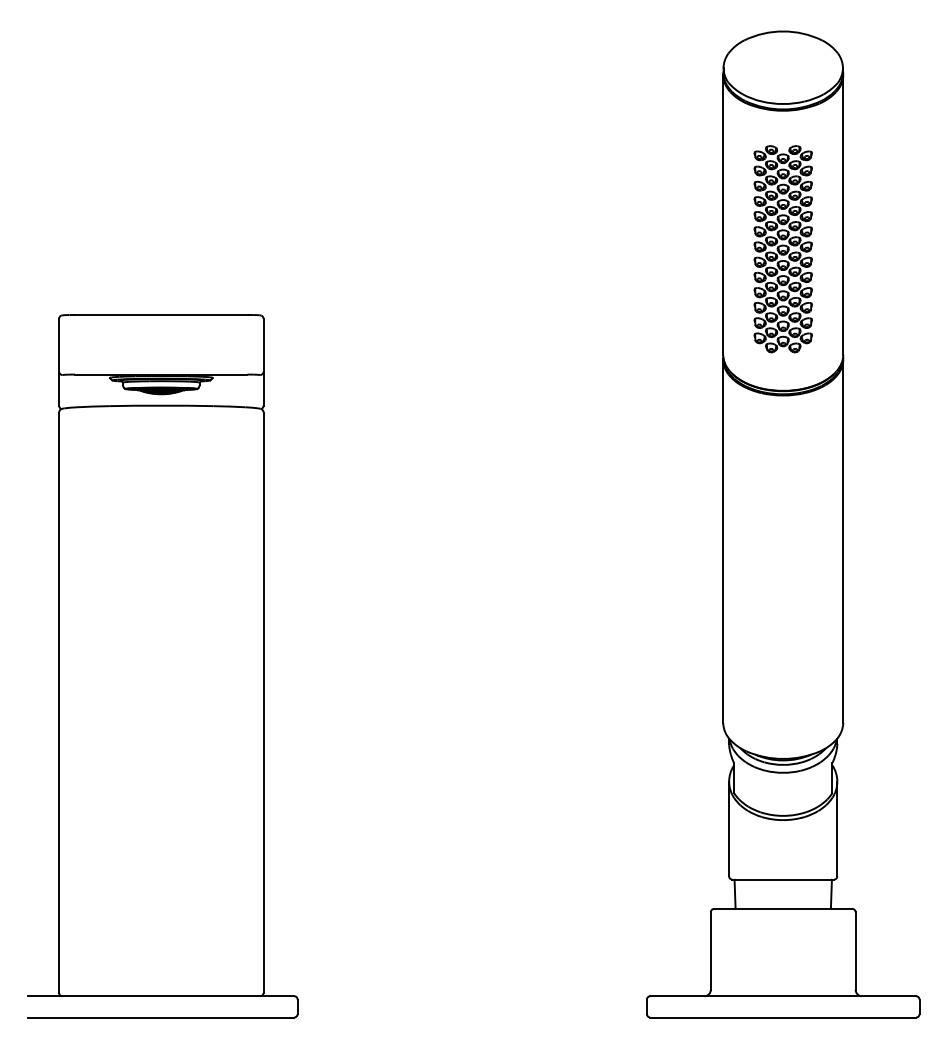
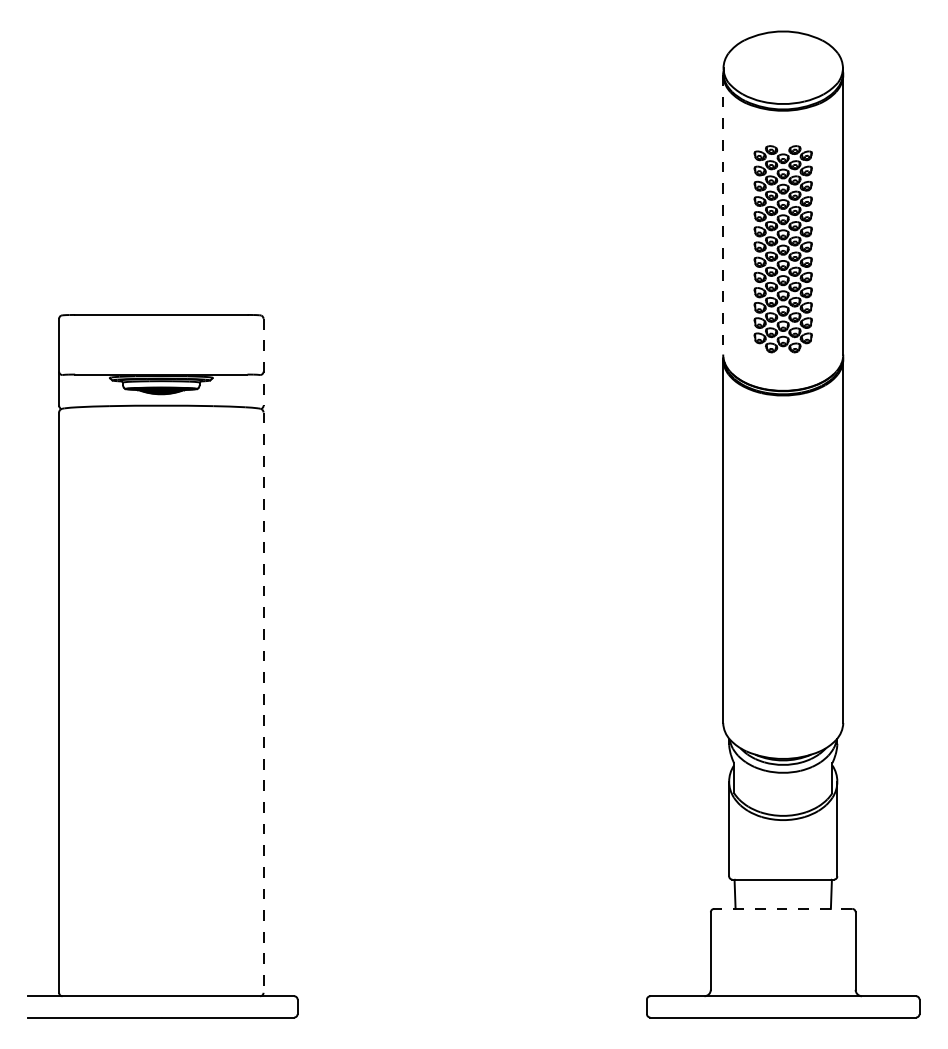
line: solid -> dashed (723, 214)
line: solid -> dashed (263, 362)
line: solid -> dashed (263, 703)
line: solid -> dashed (782, 908)
